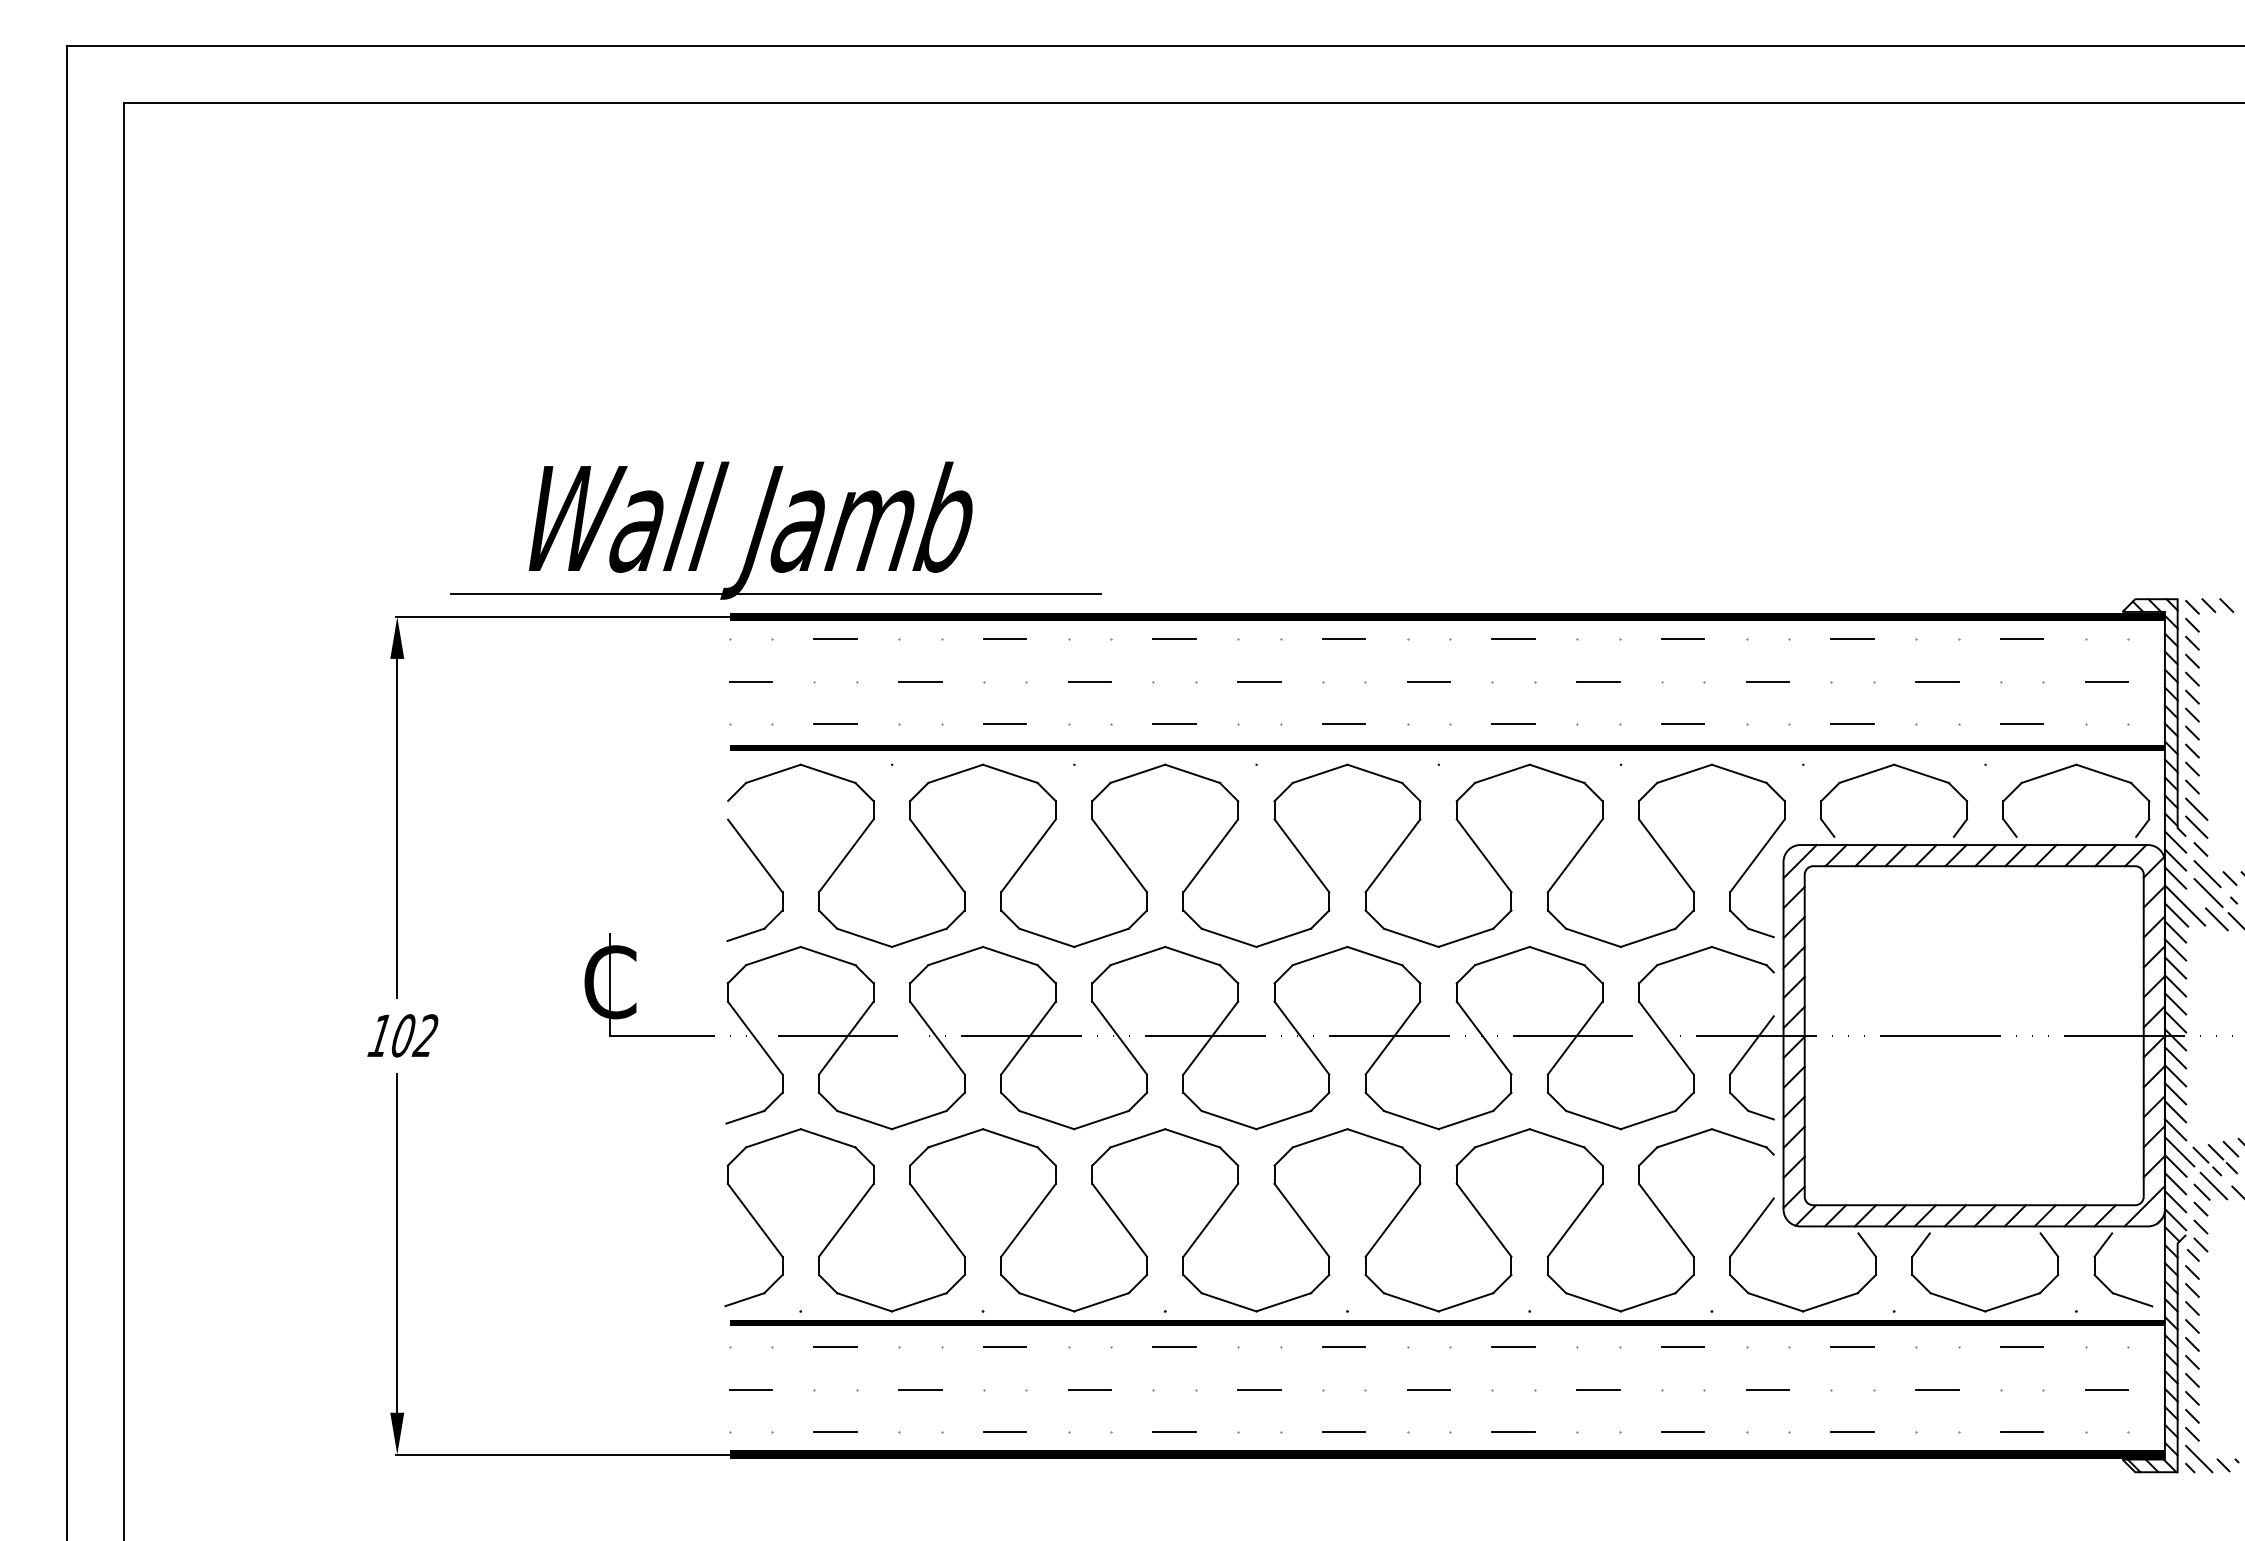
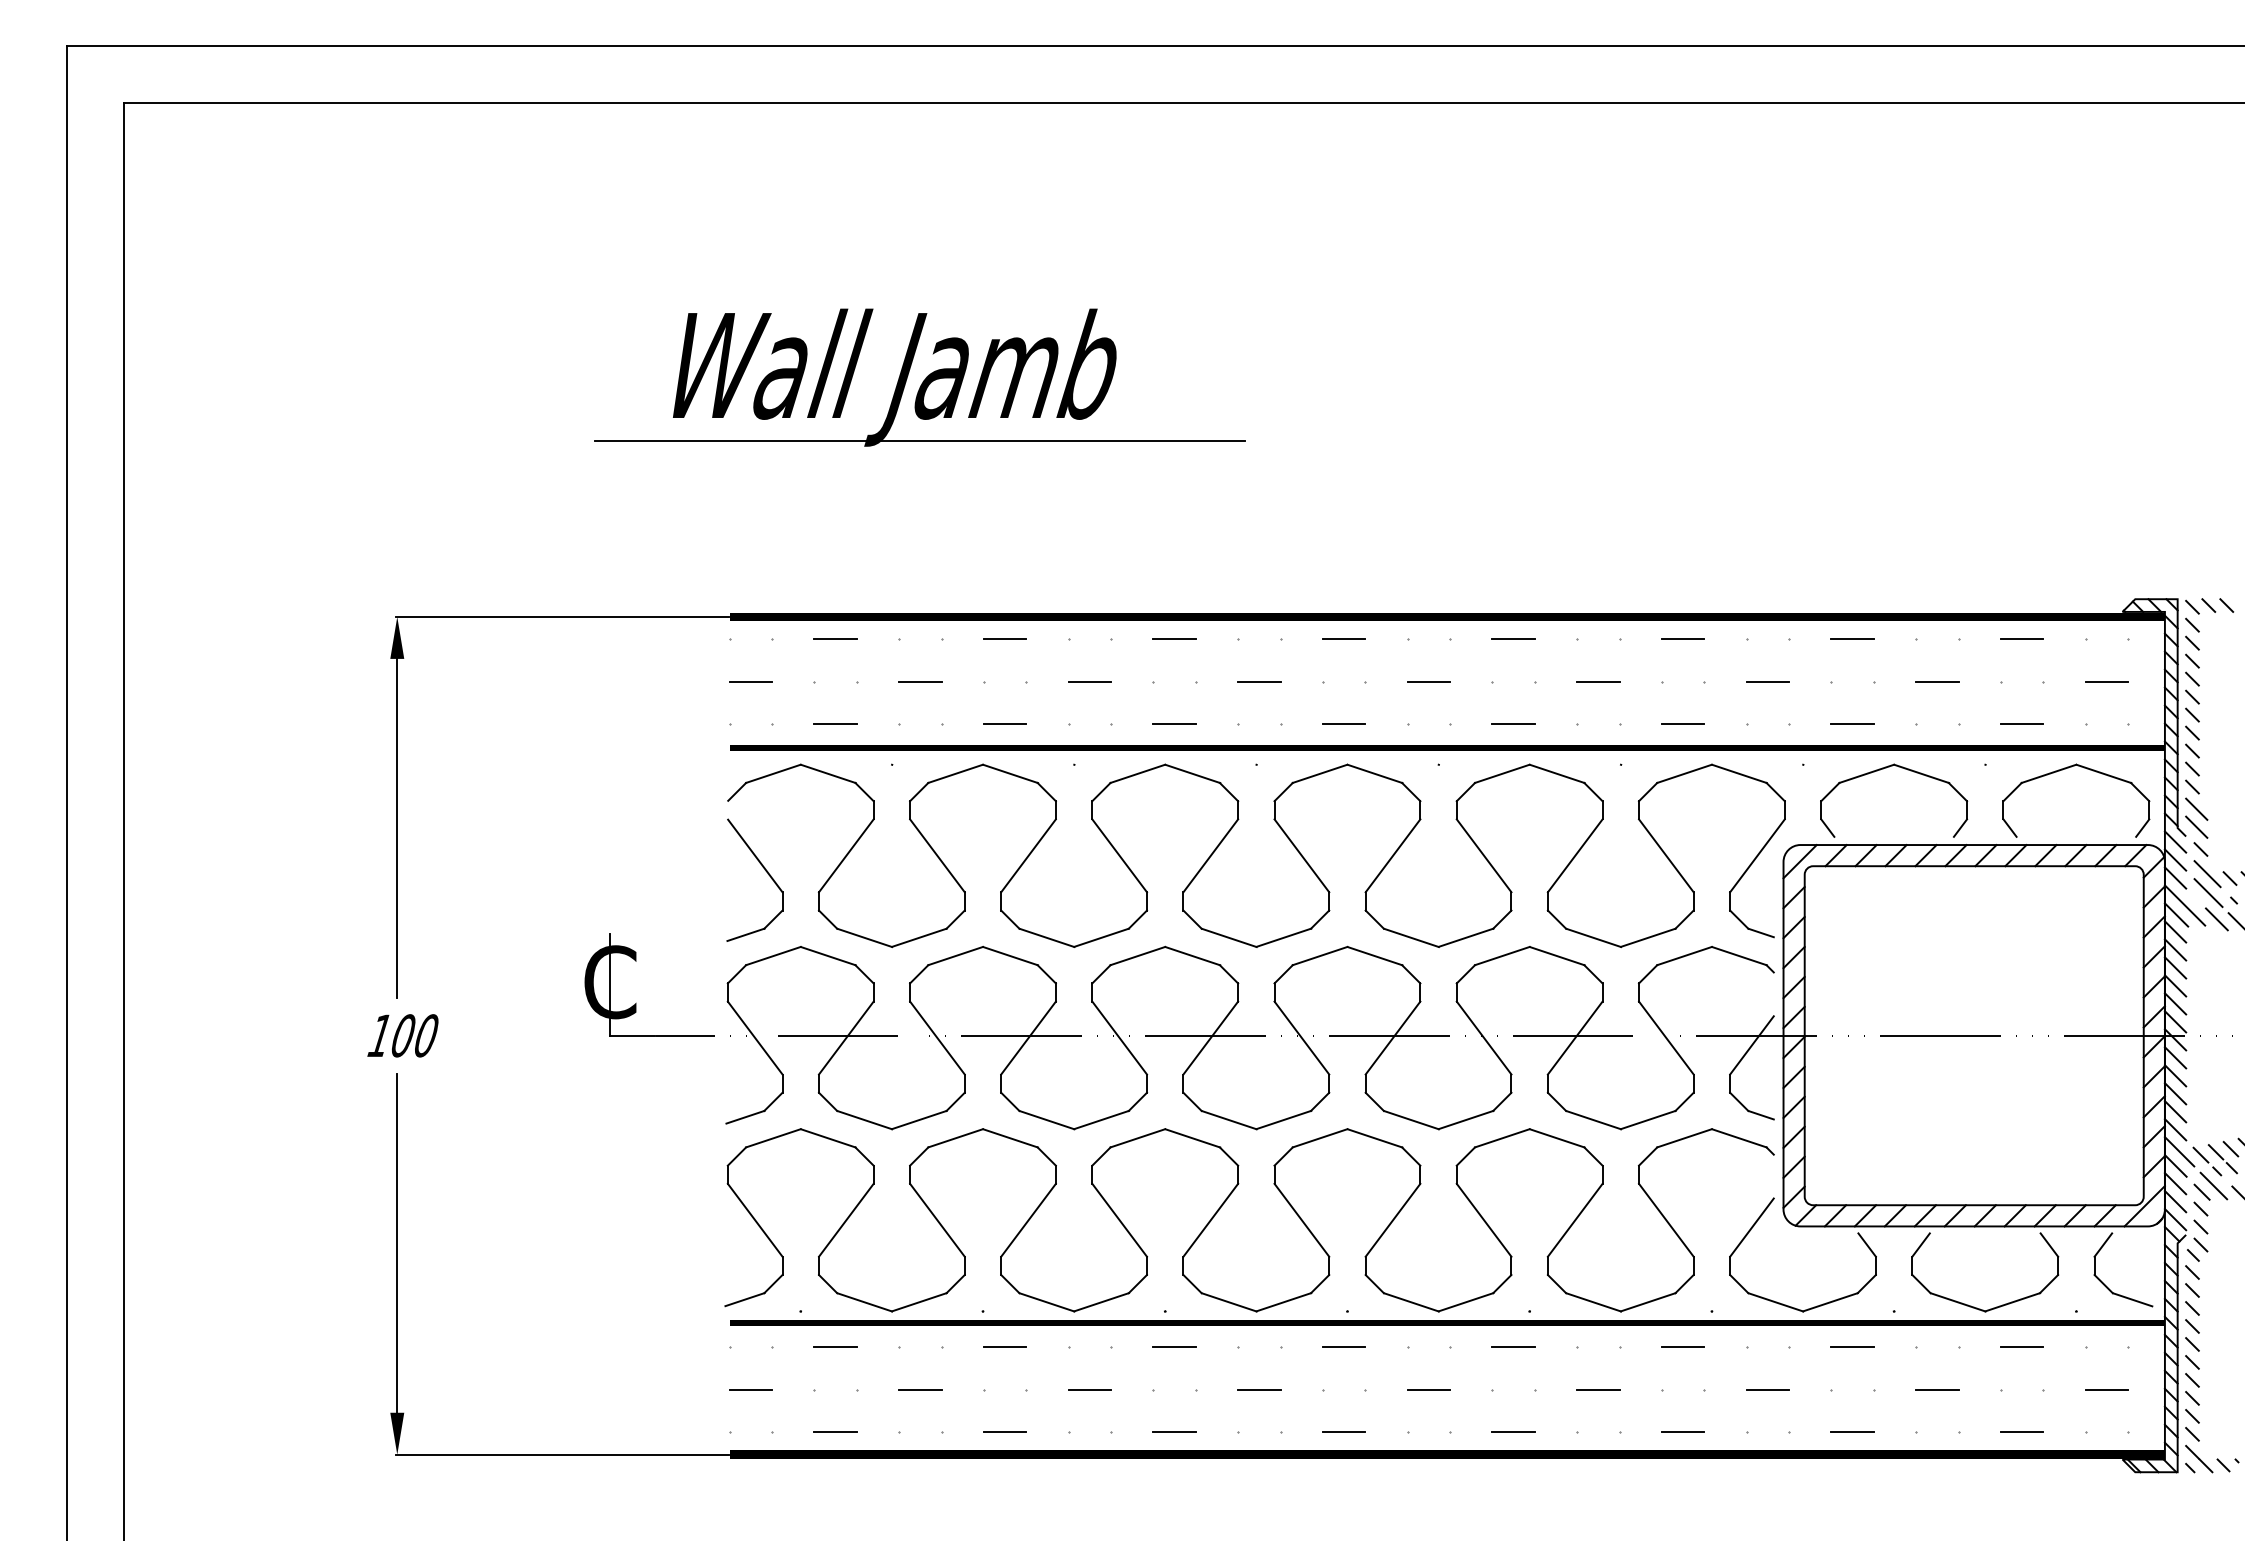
part position: (775, 530) -> (919, 377) (919, 377)
text: 102 -> 100 (424, 1035)
